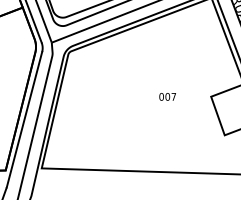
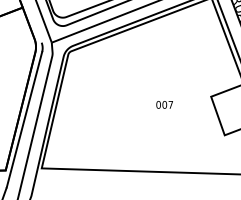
line: present -> none (33, 22)
text position: (167, 96) -> (164, 104) (164, 104)
